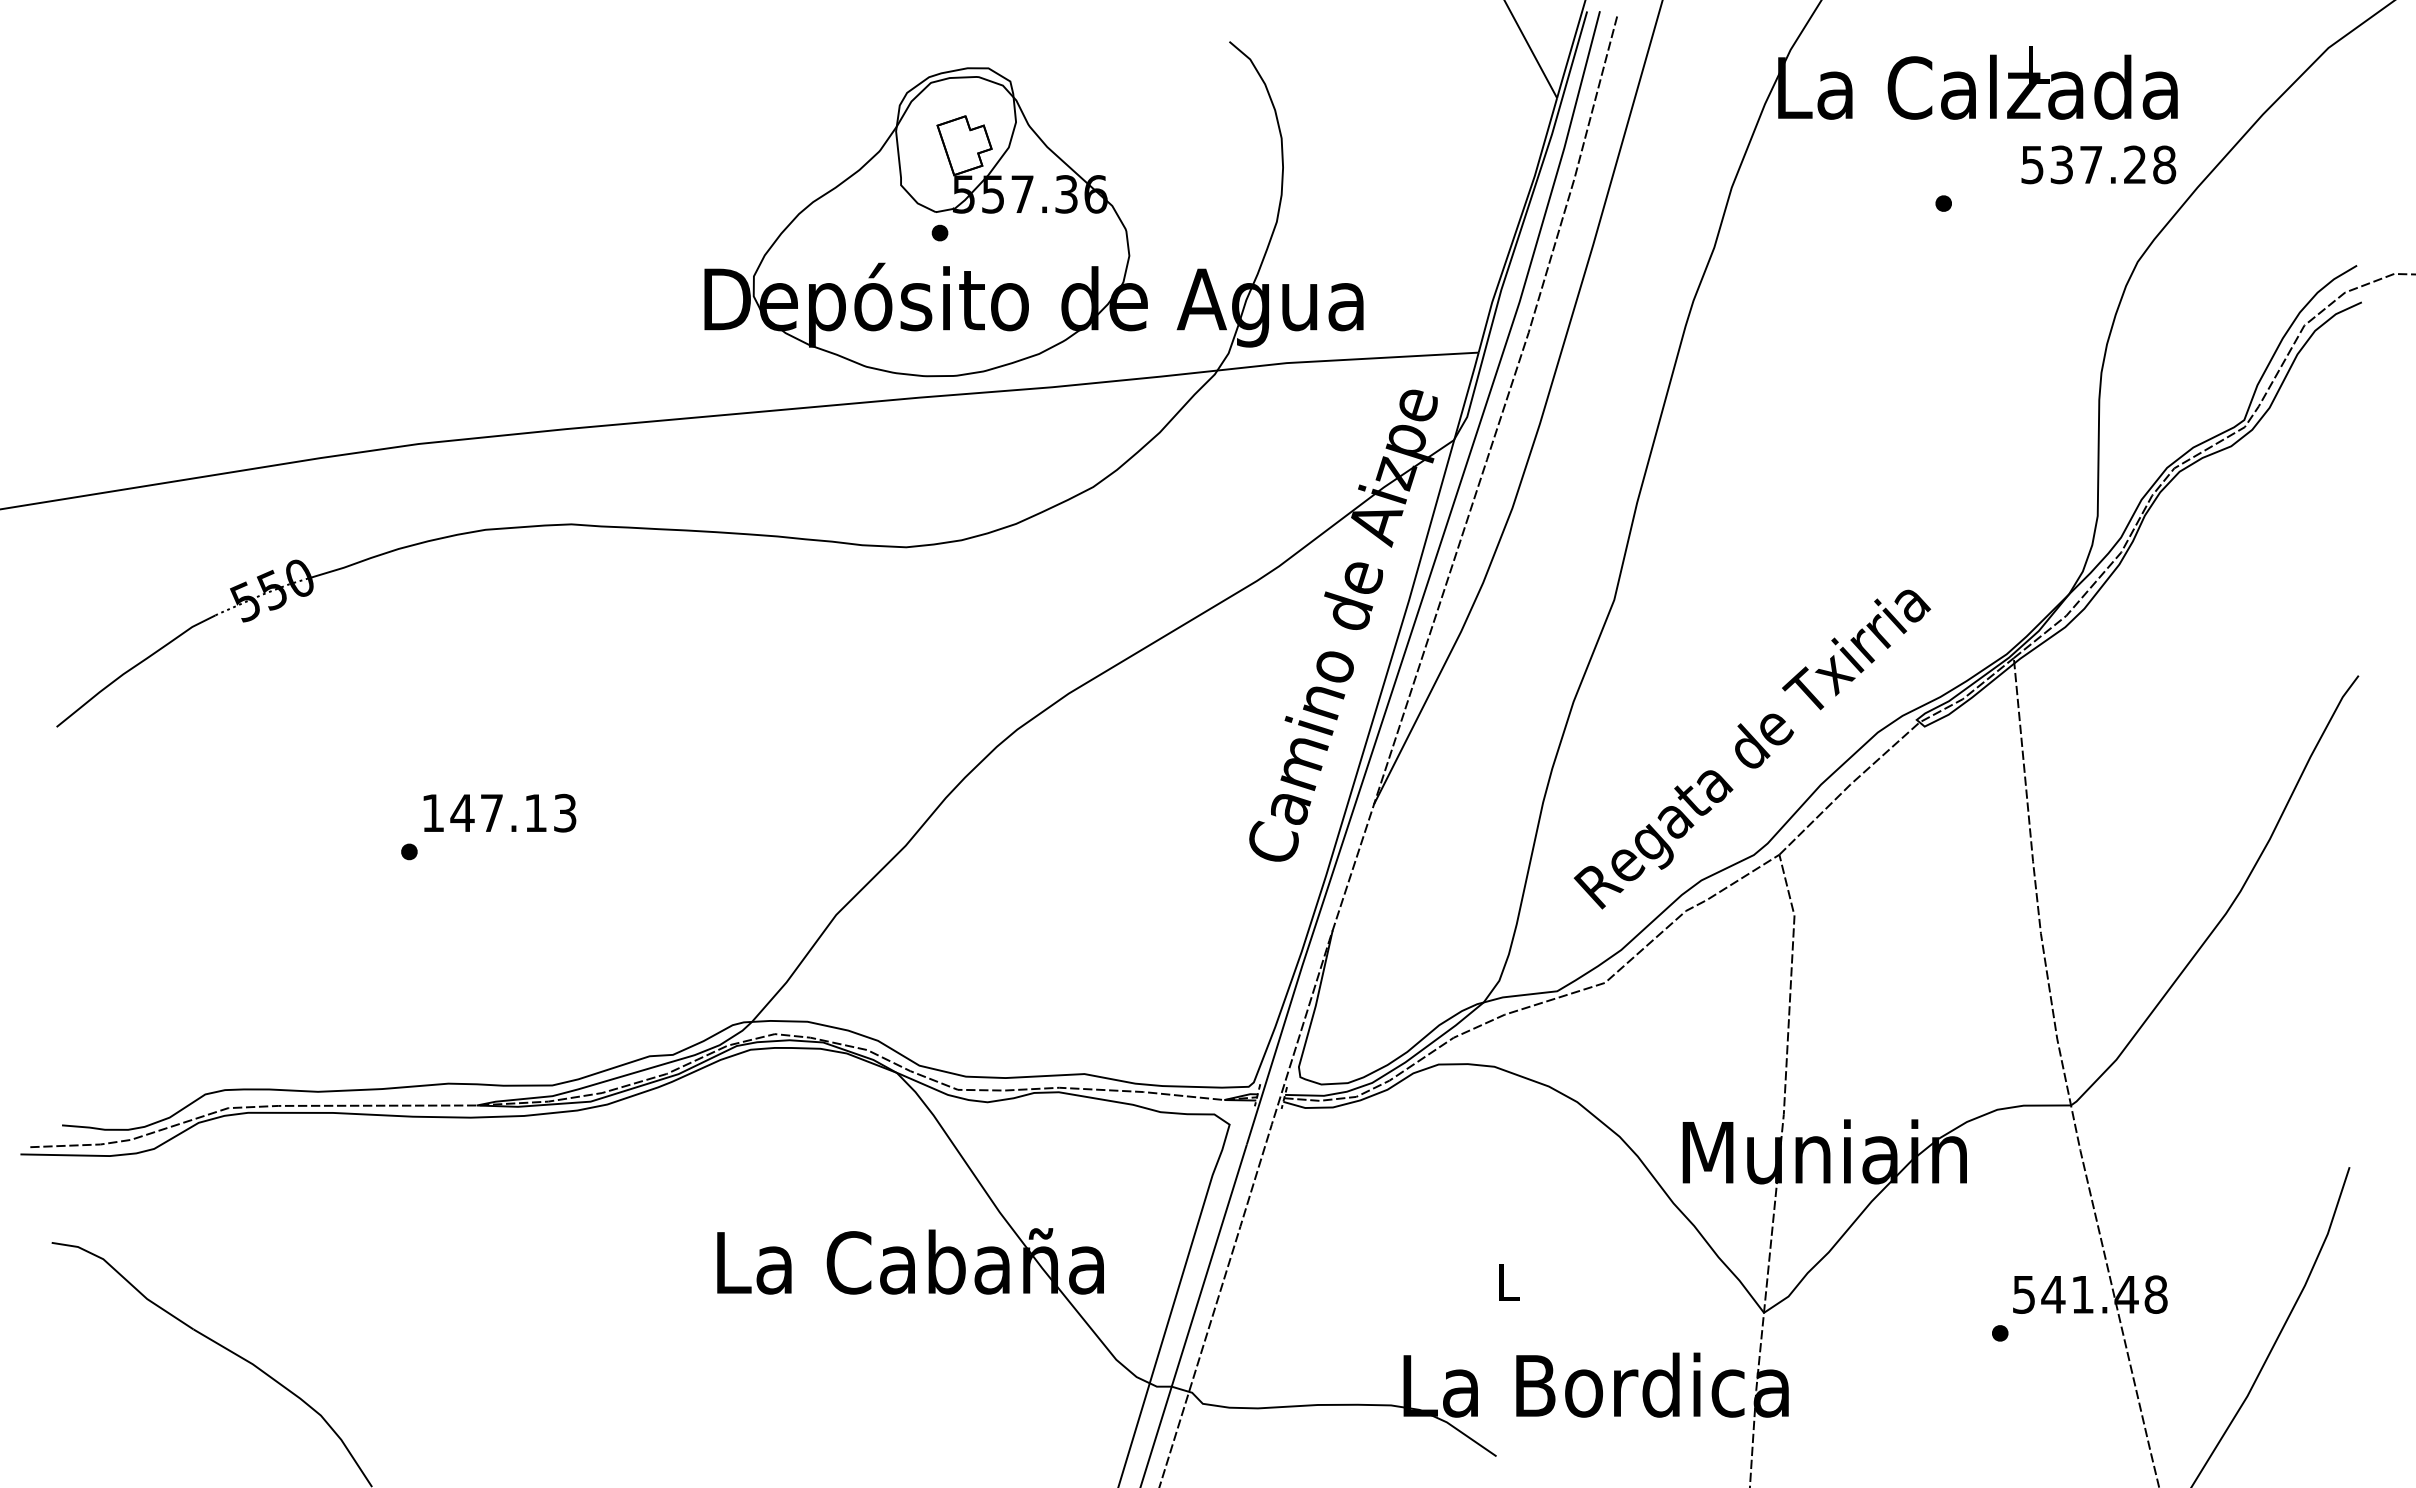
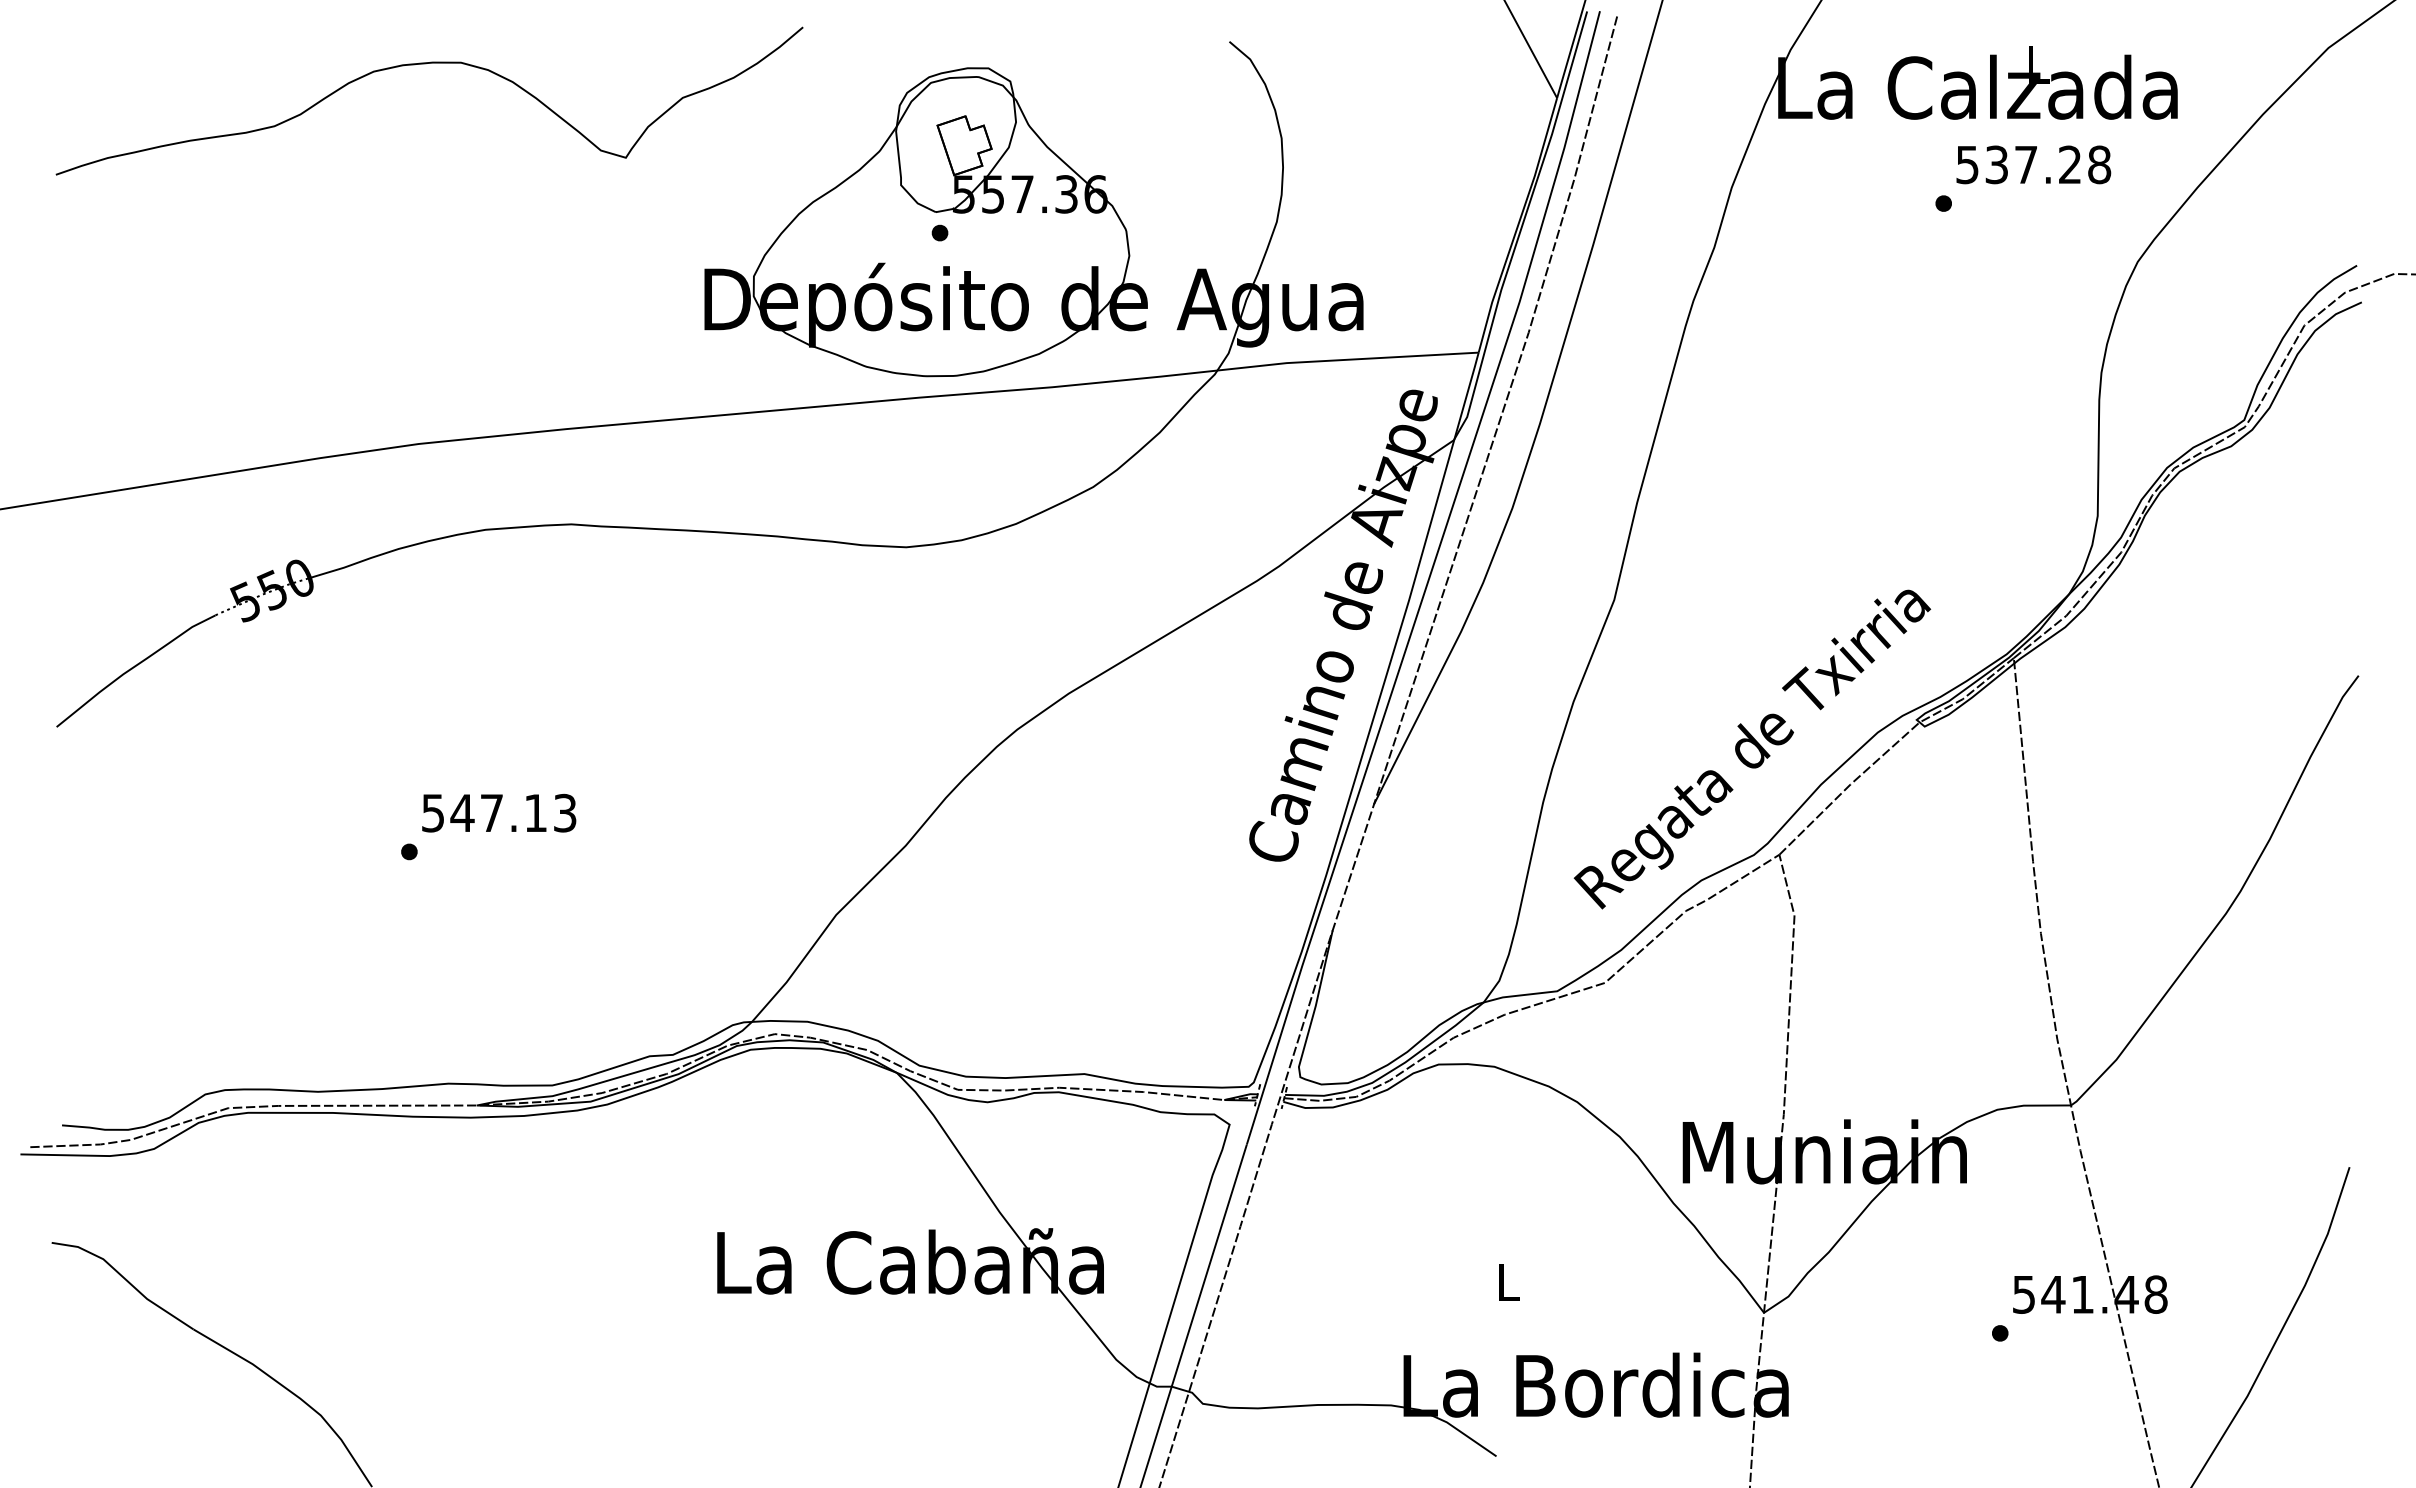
curve: none -> present (426, 64)
text position: (2098, 164) -> (2033, 164) (2033, 164)
text: 147.13 -> 547.13 (432, 813)
